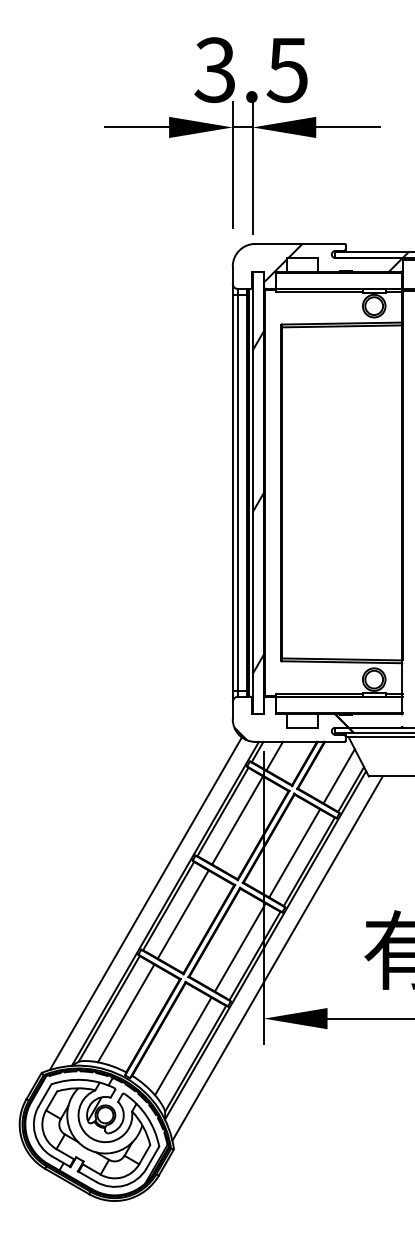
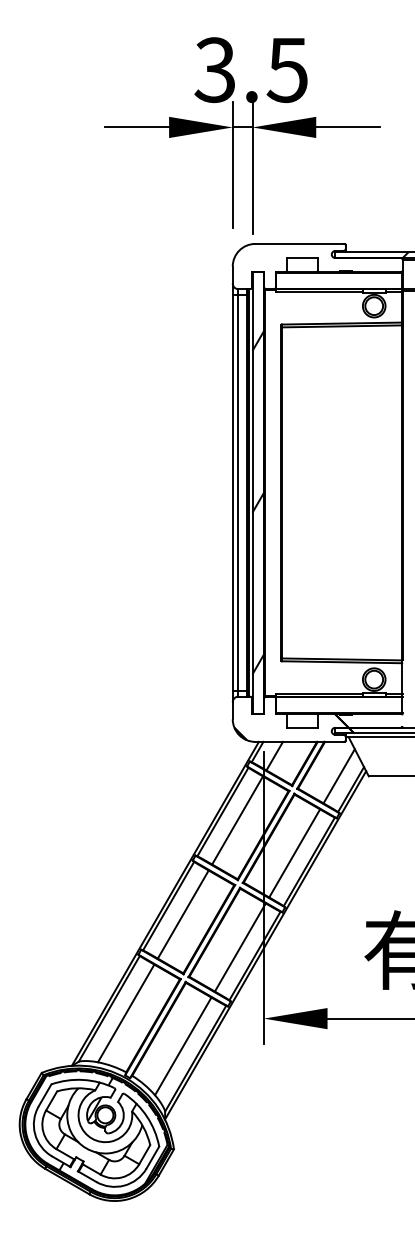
hatch: present -> none (333, 262)
line: present -> none (145, 903)
line: present -> none (277, 958)
